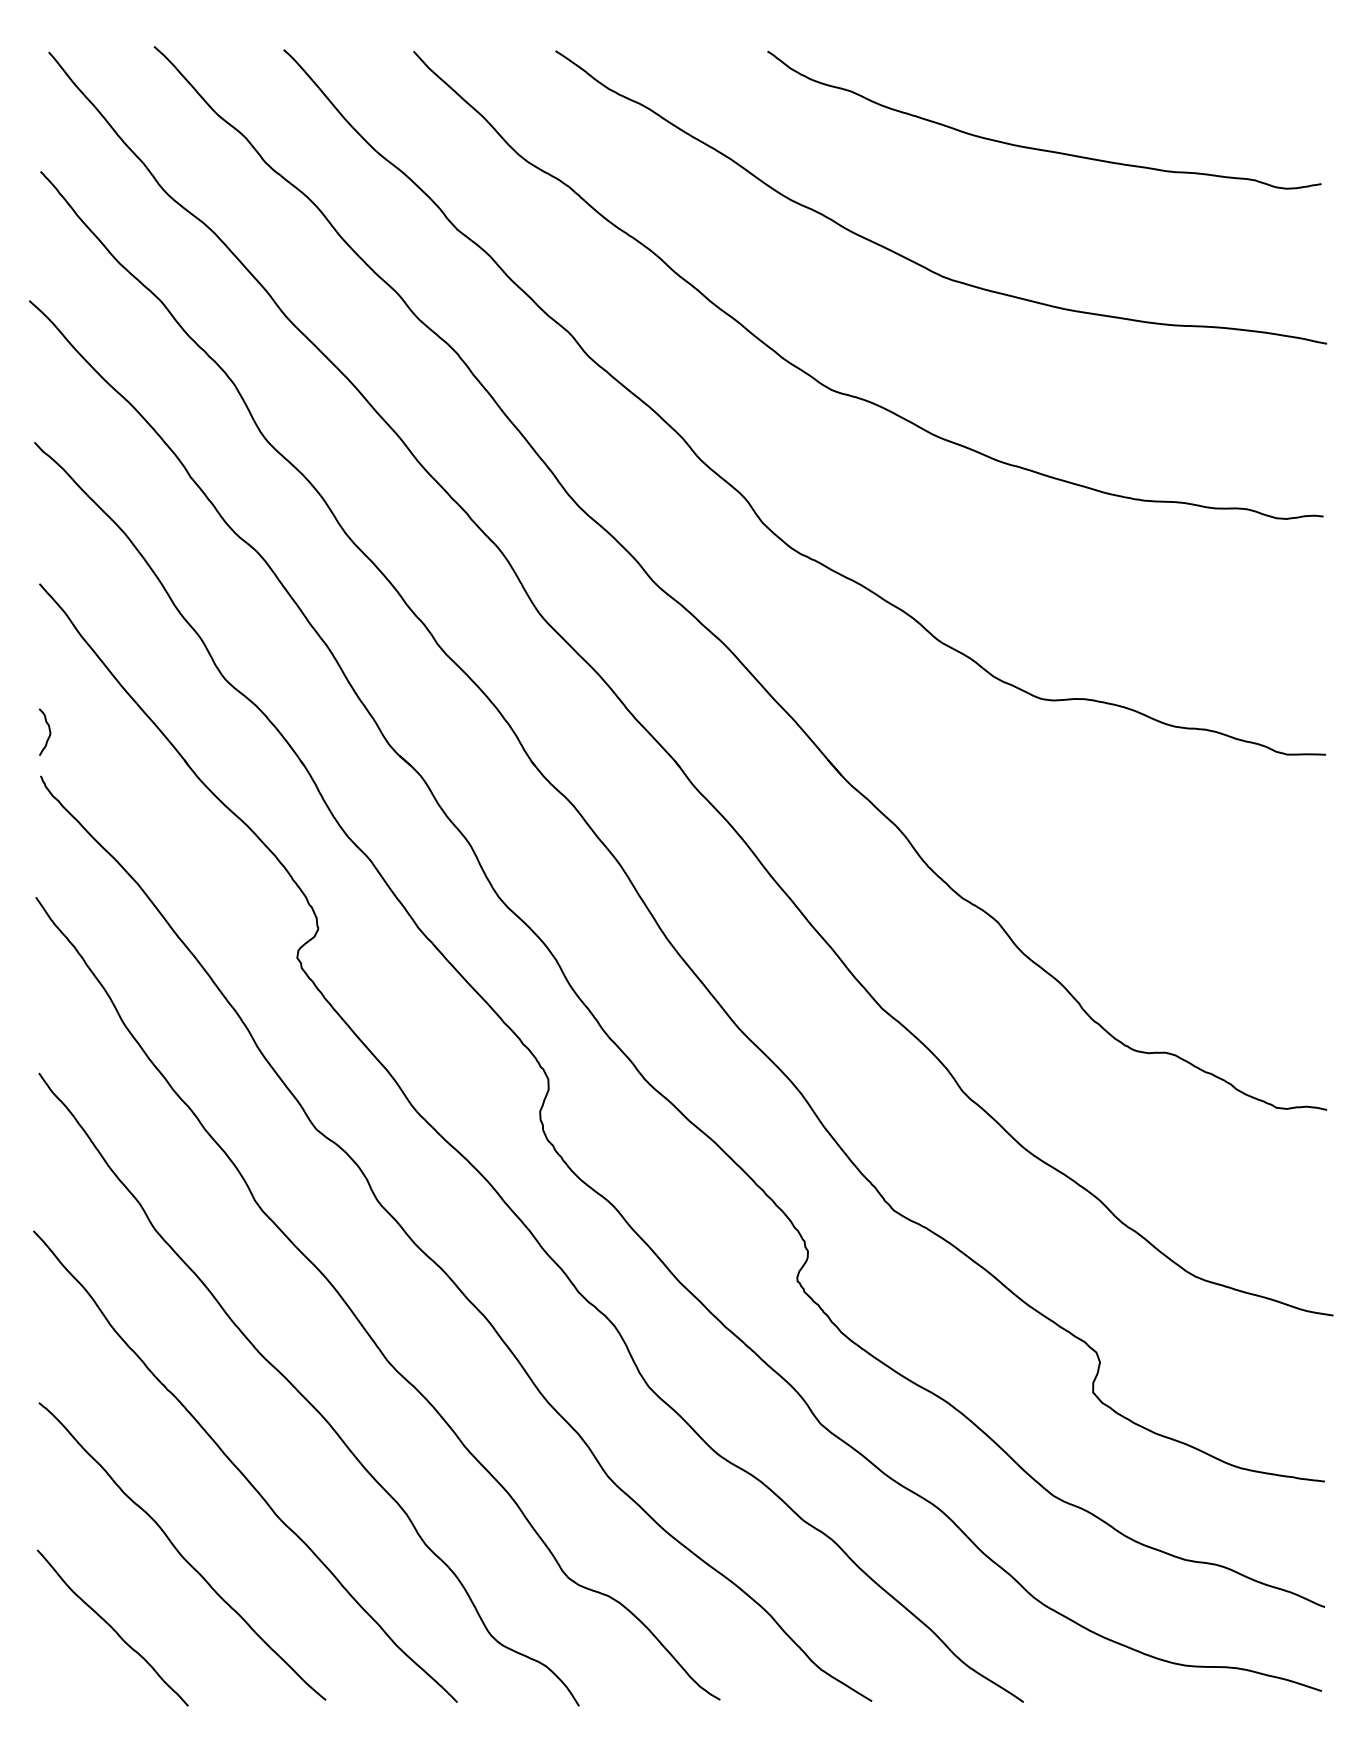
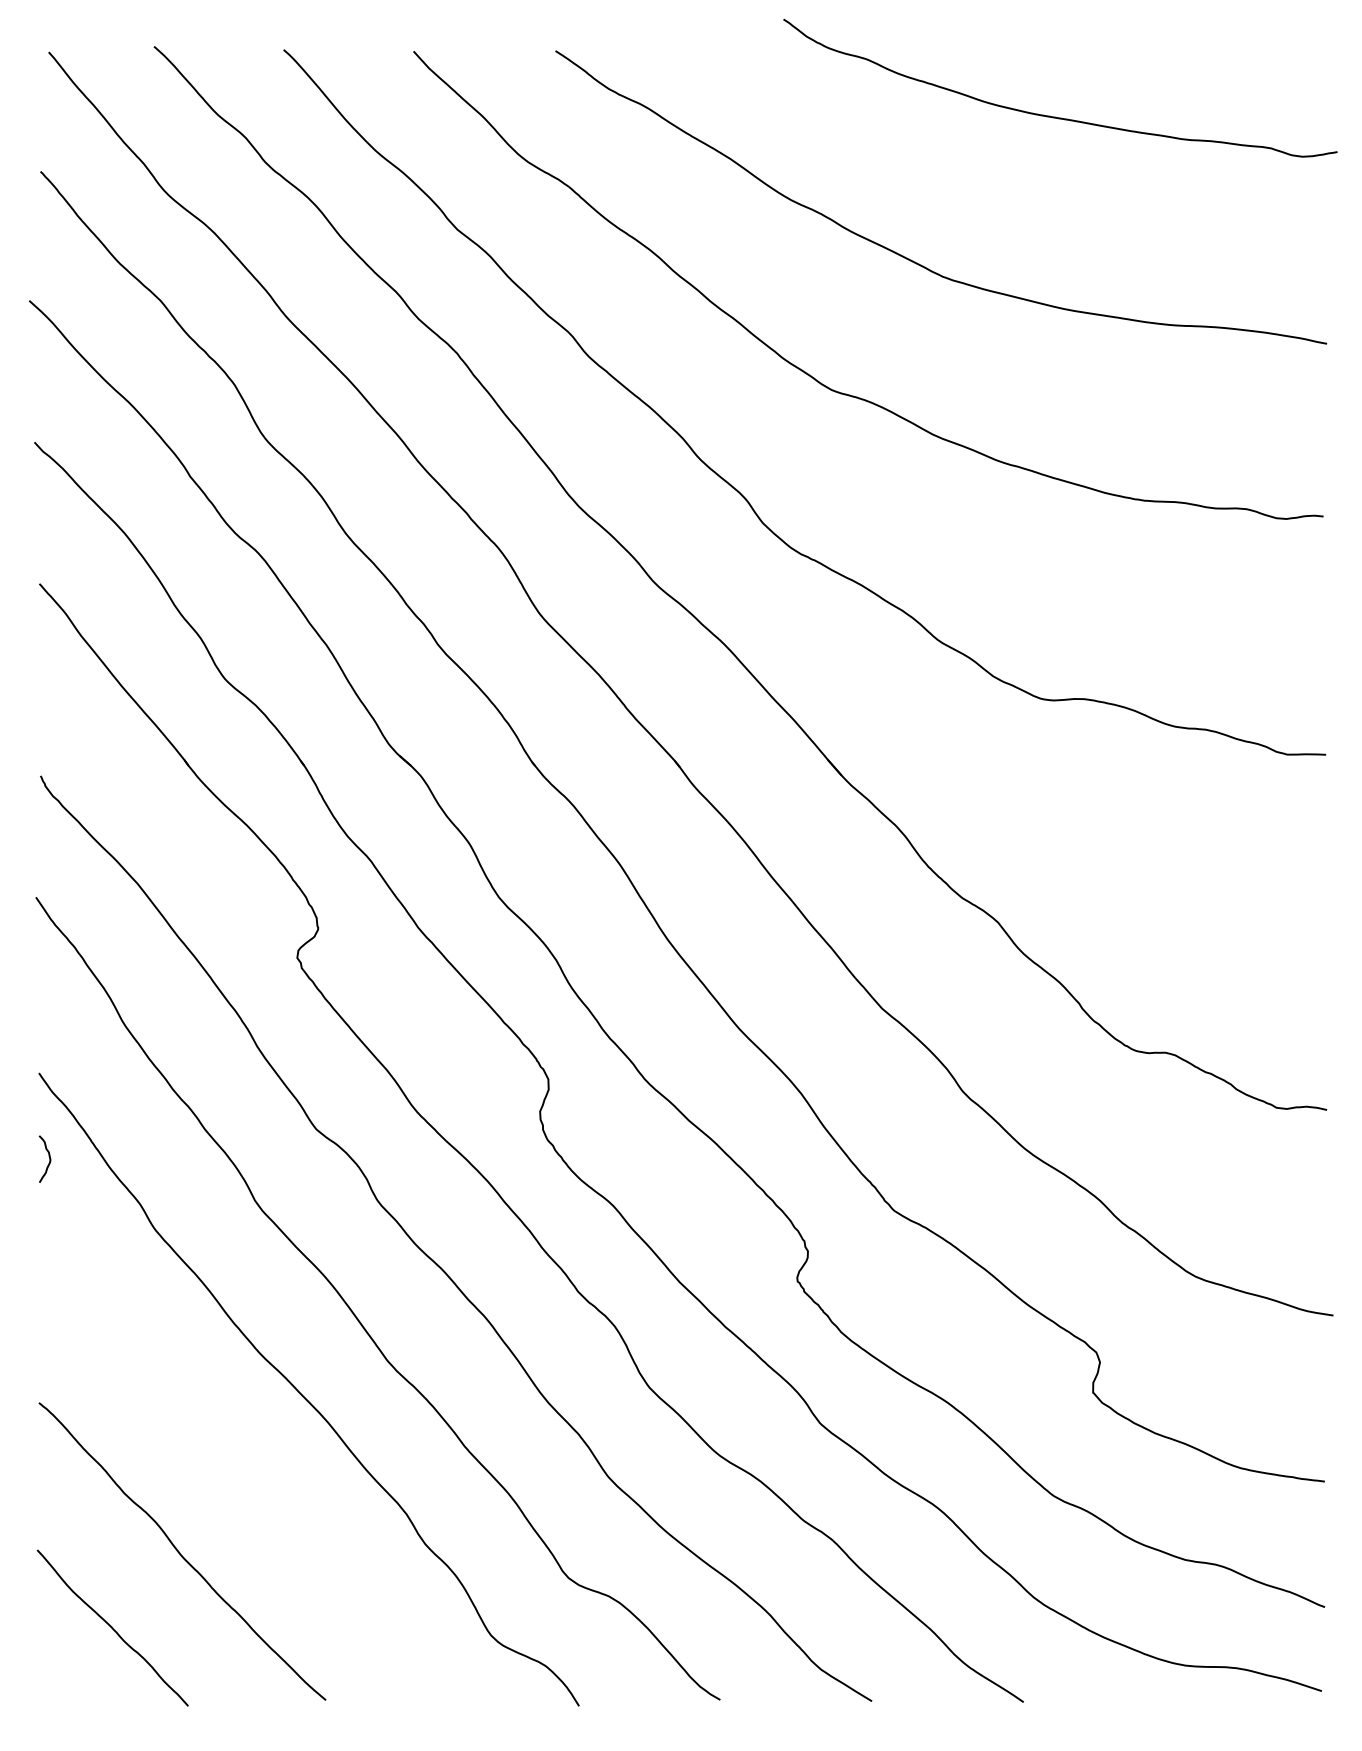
curve position: (1039, 148) -> (1055, 116) (1055, 116)
curve position: (48, 729) -> (48, 1156) (48, 1156)
curve: present -> none (240, 1470)
